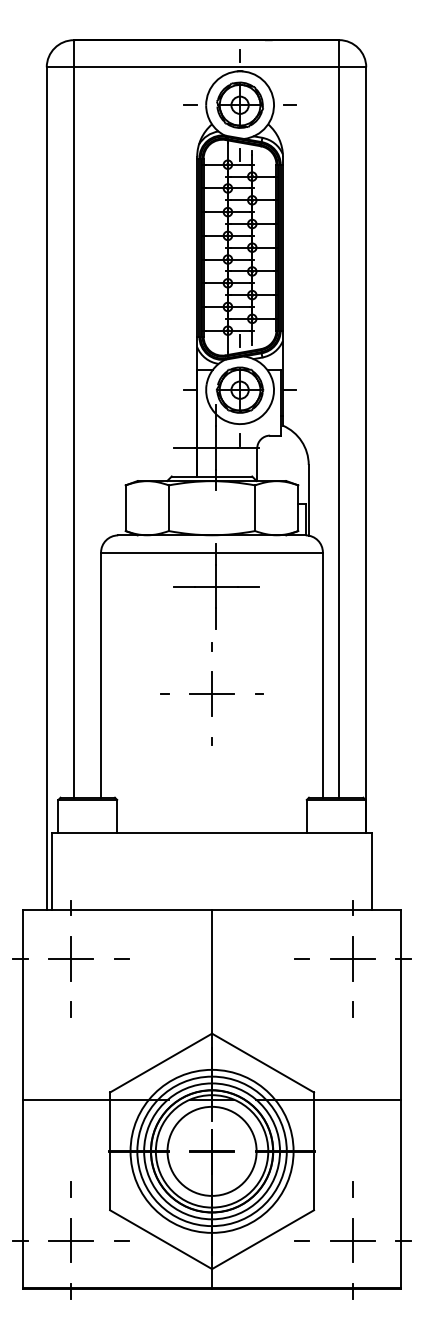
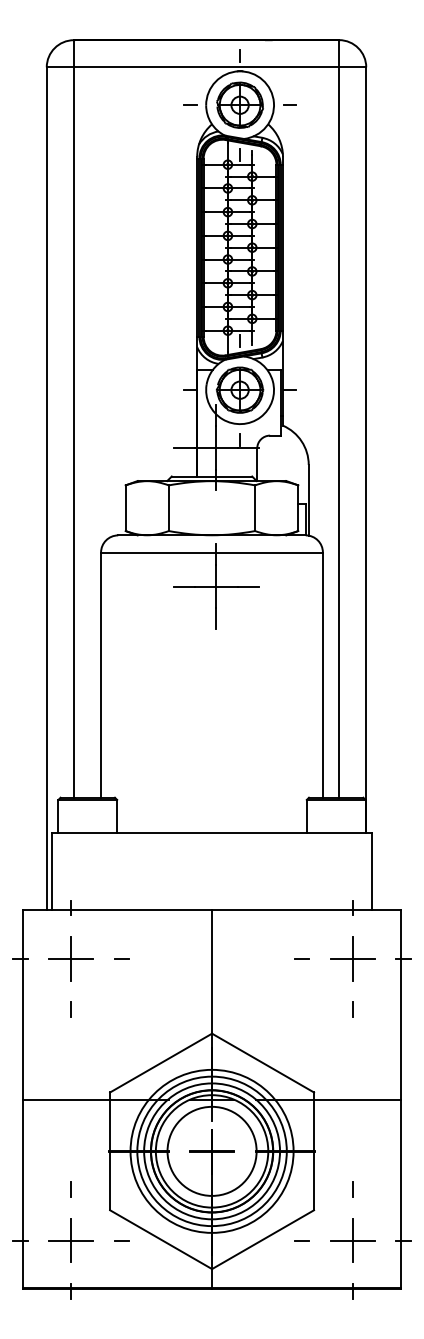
part: present -> none (211, 693)
